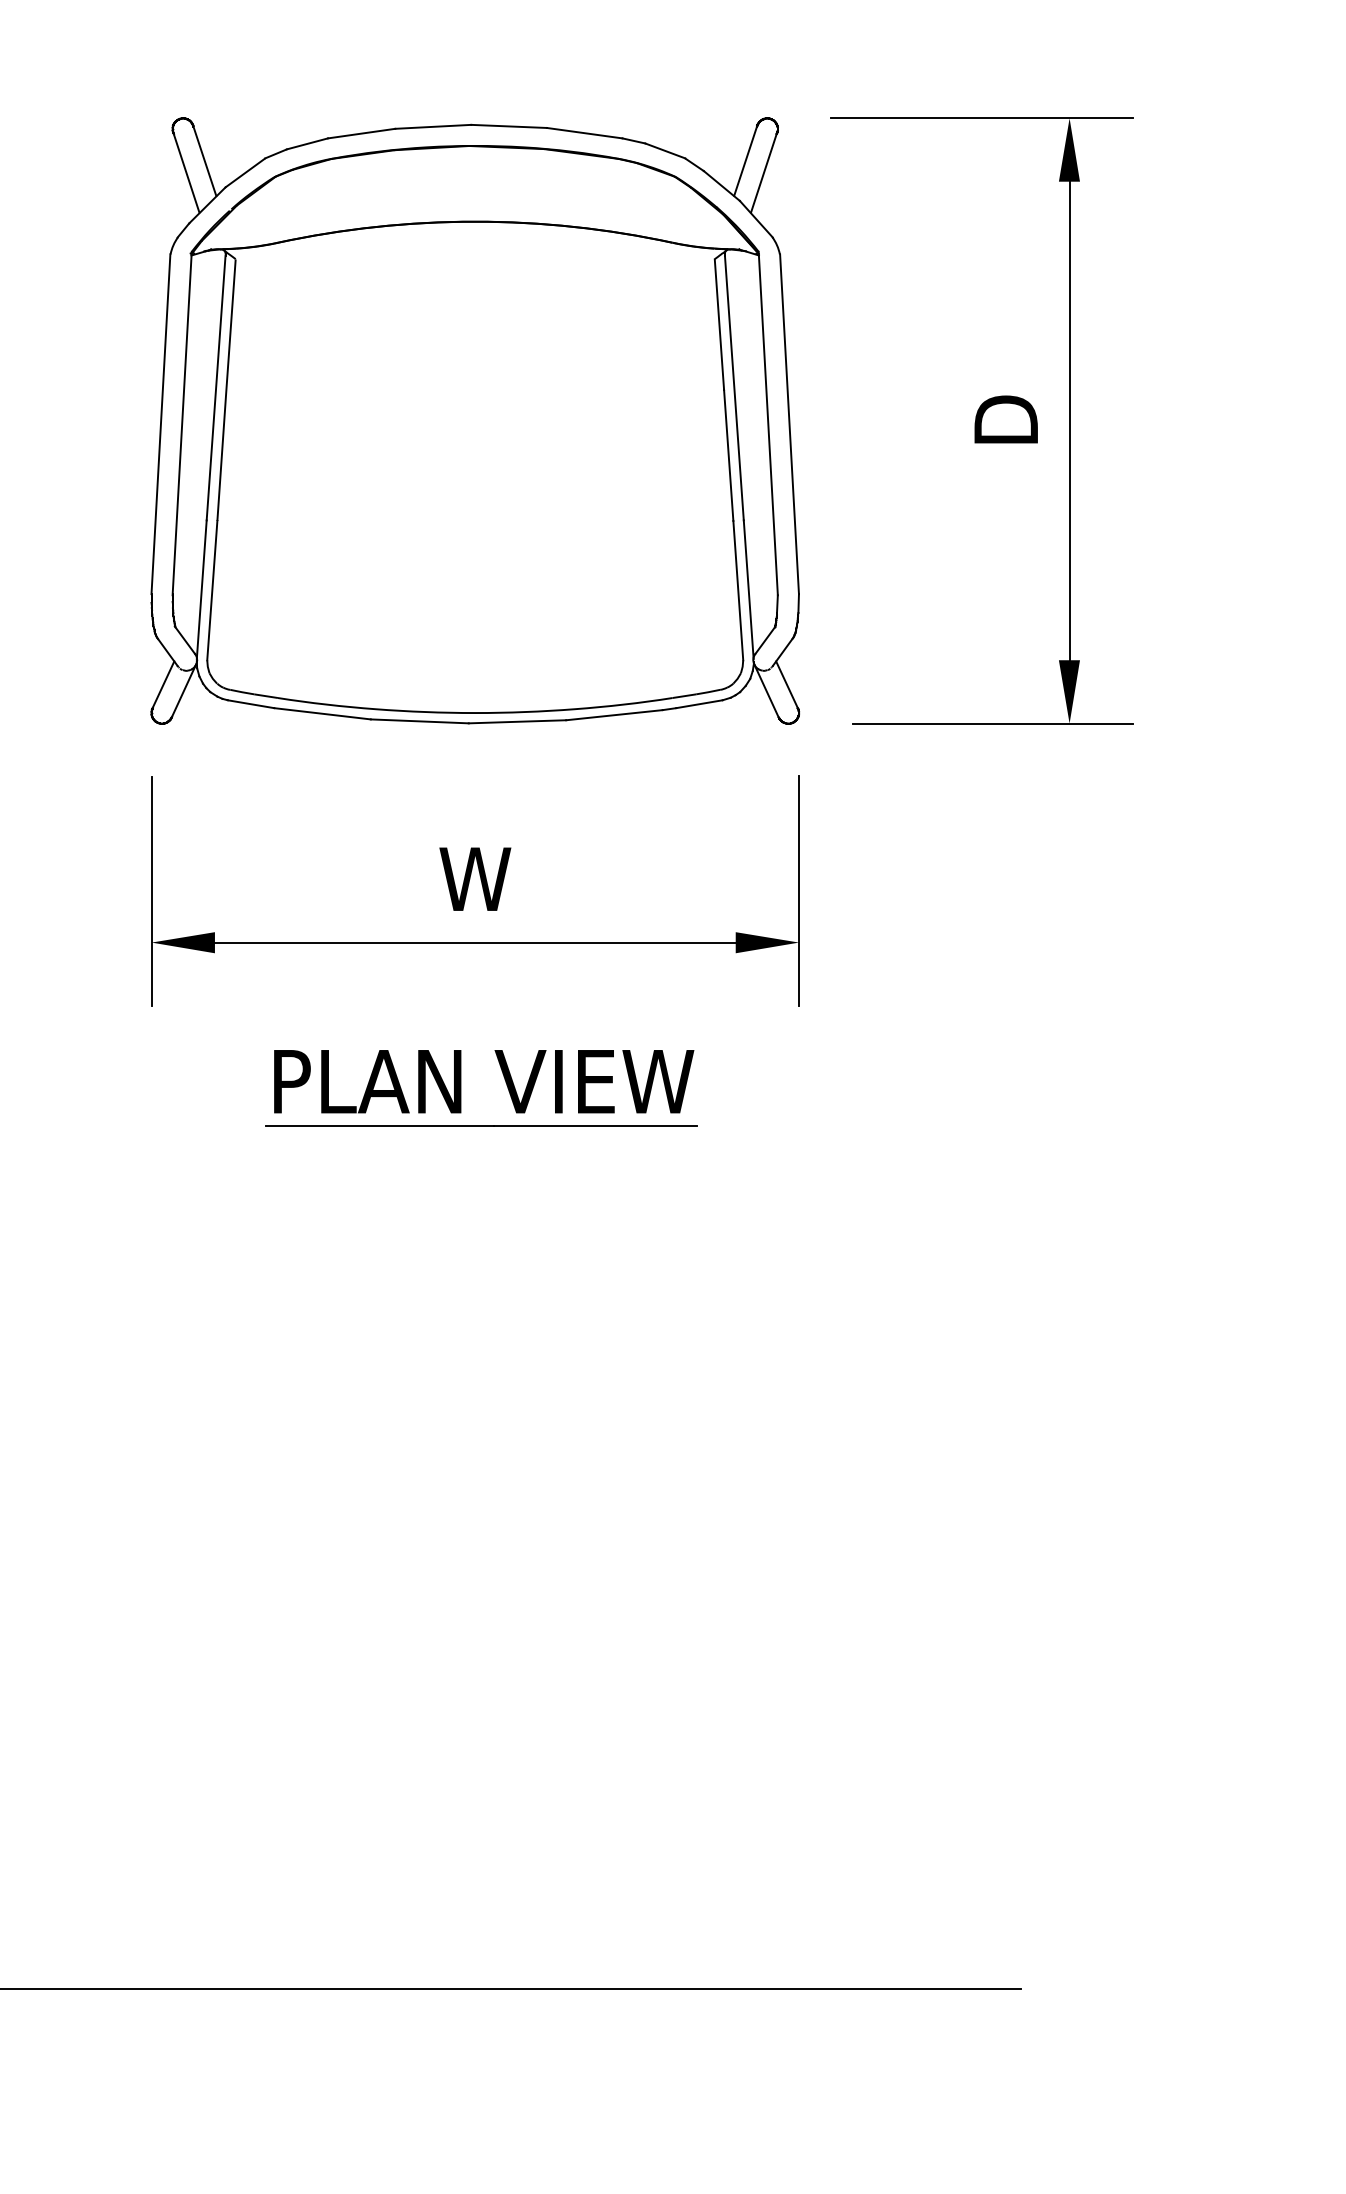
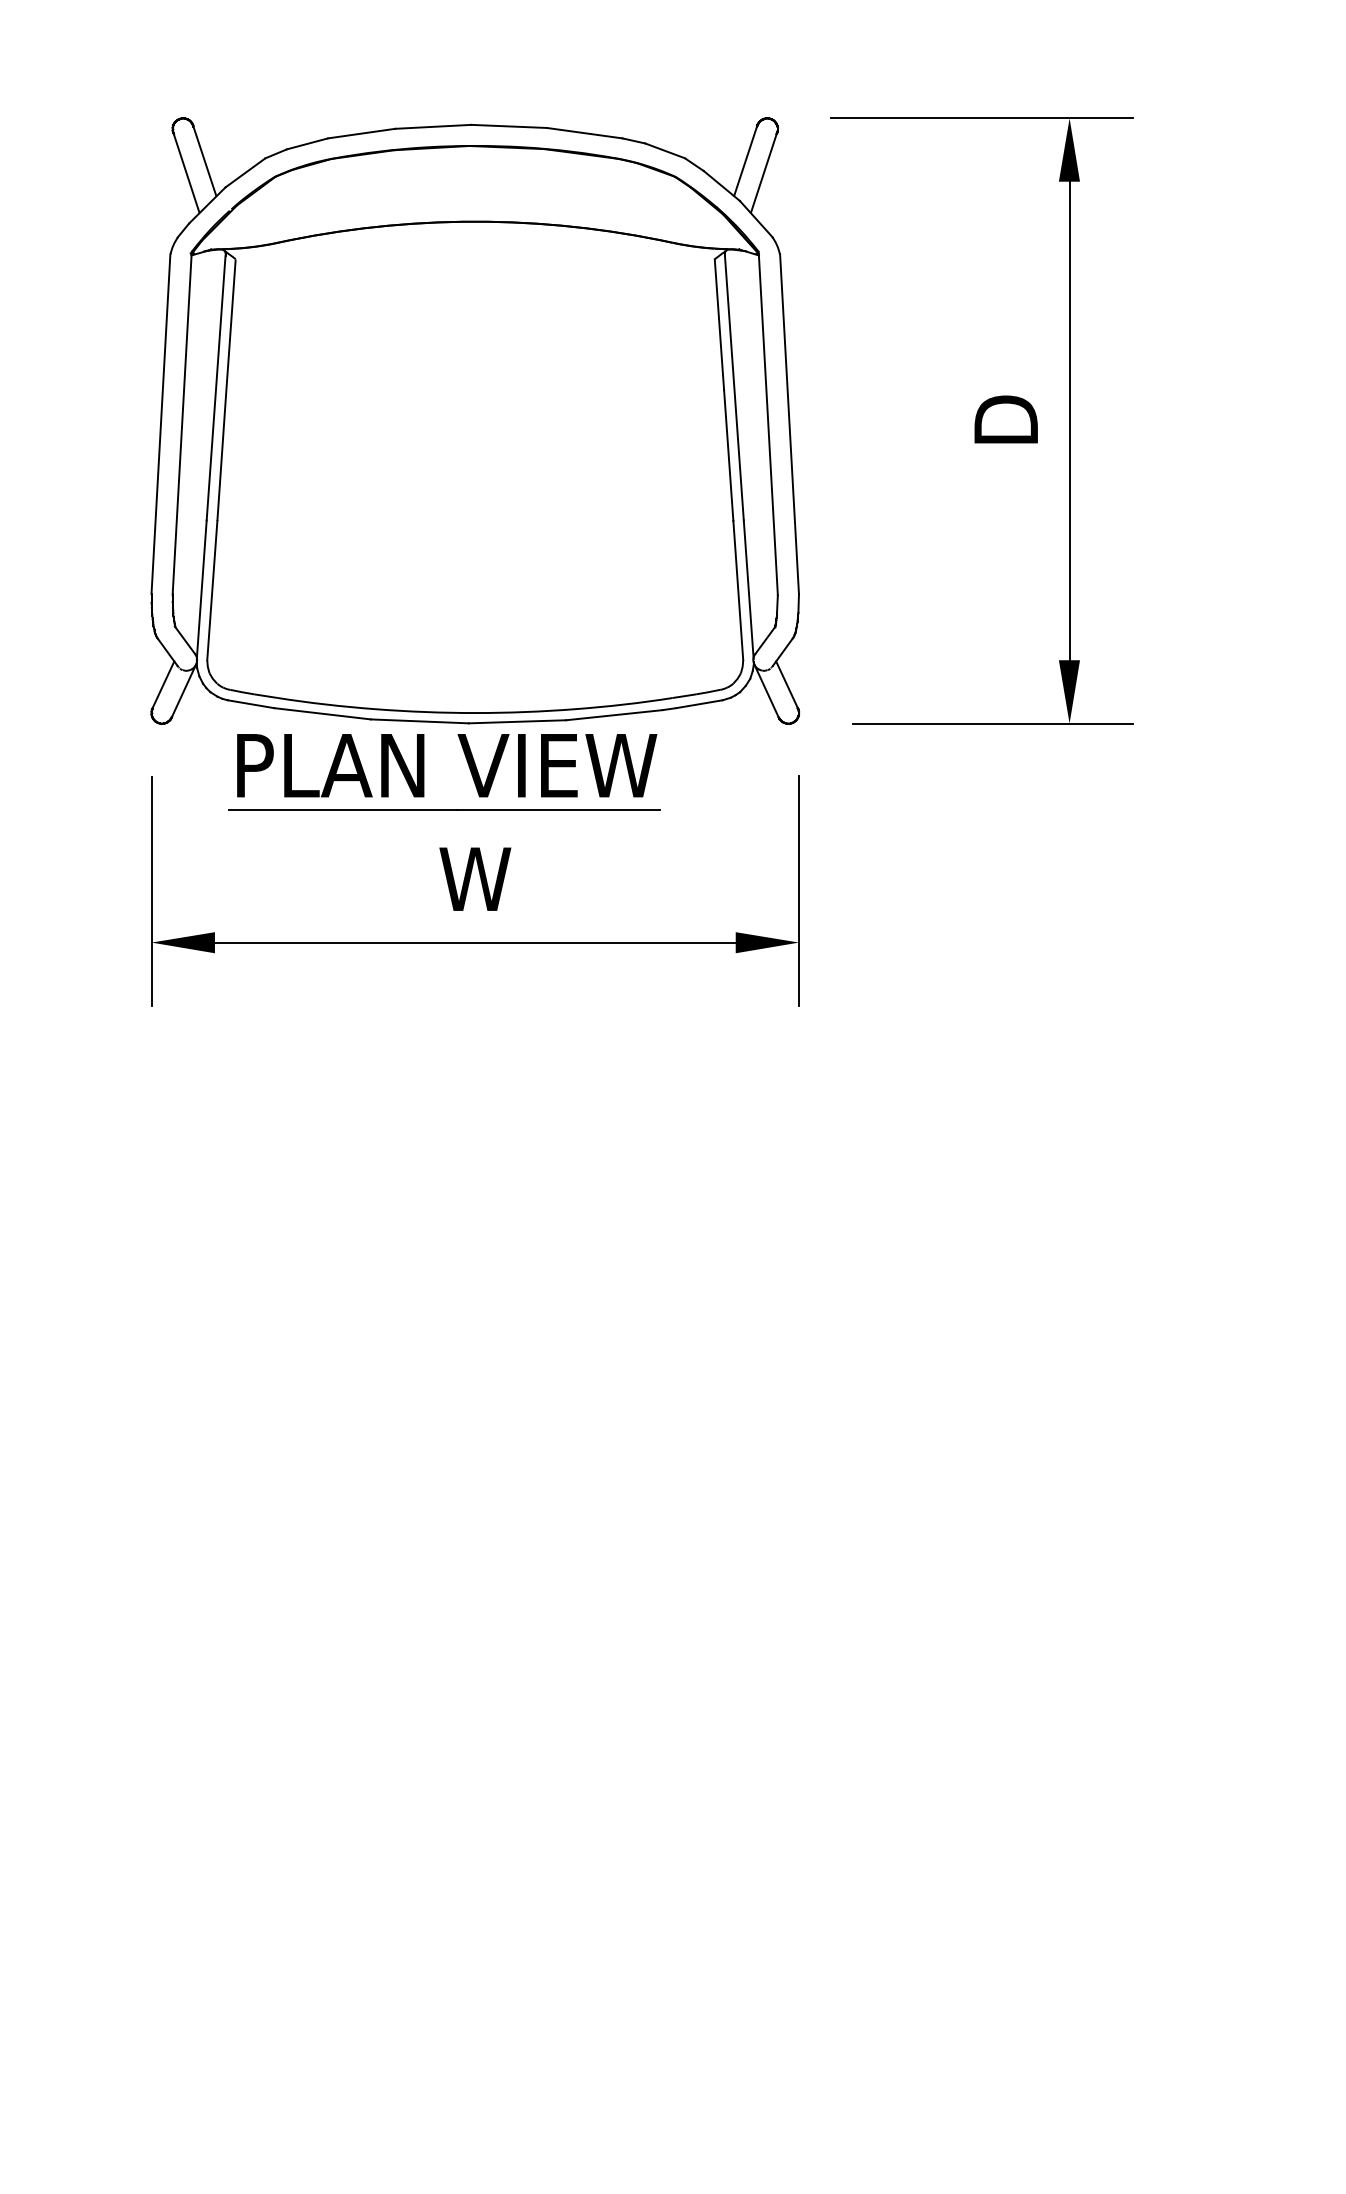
part position: (461, 1088) -> (424, 772) (424, 772)
line: present -> none (511, 1988)
